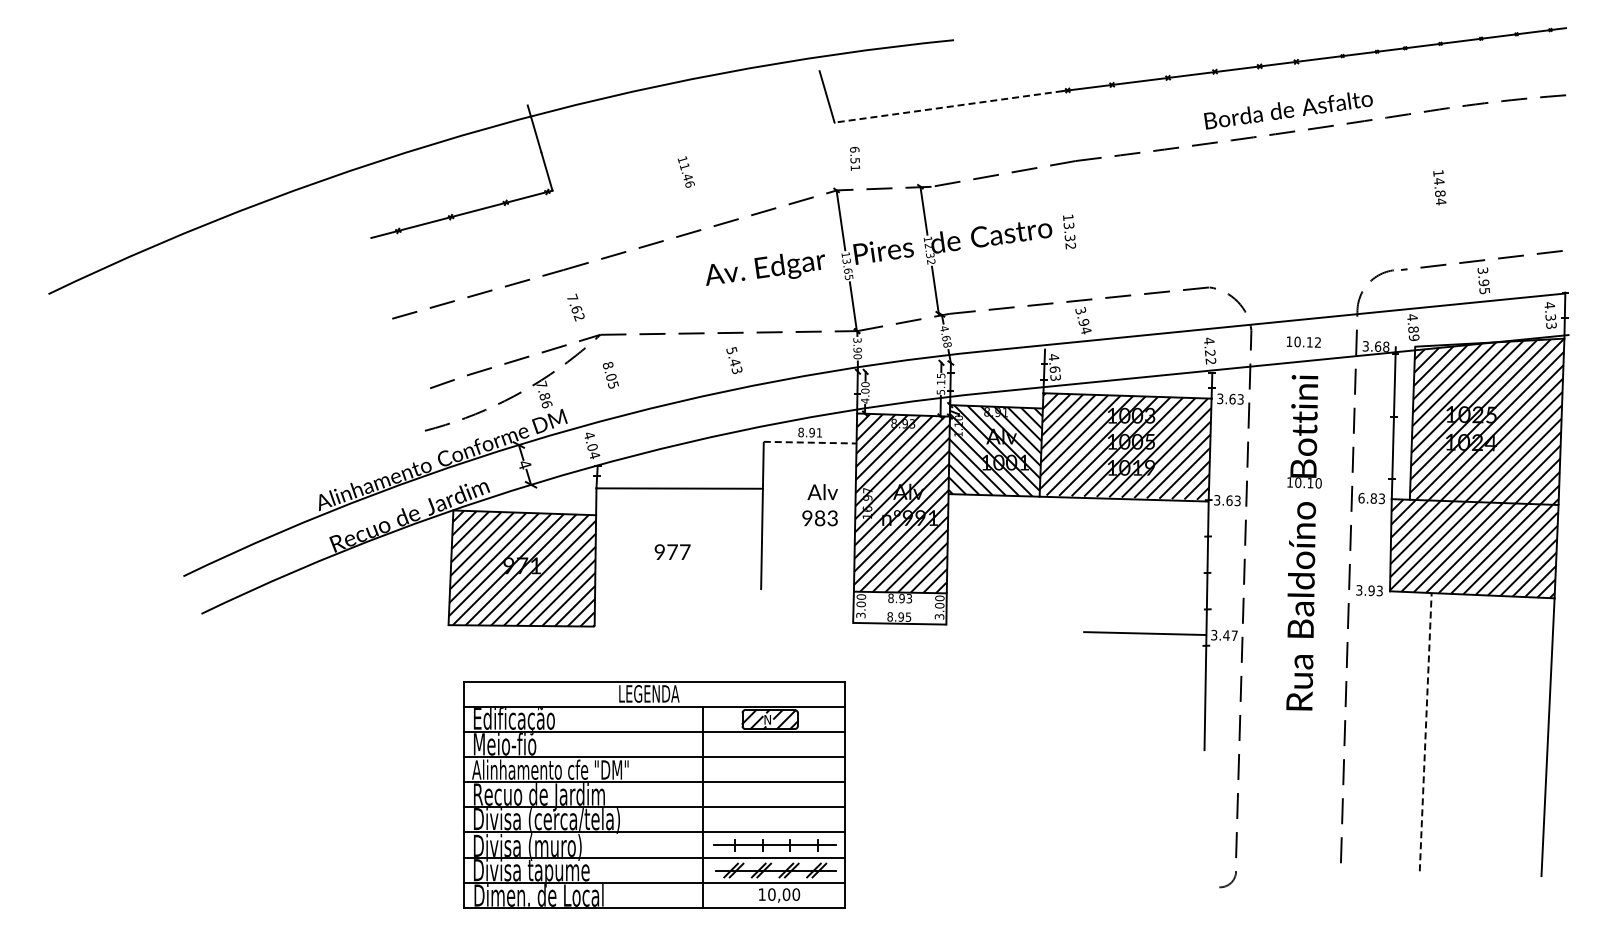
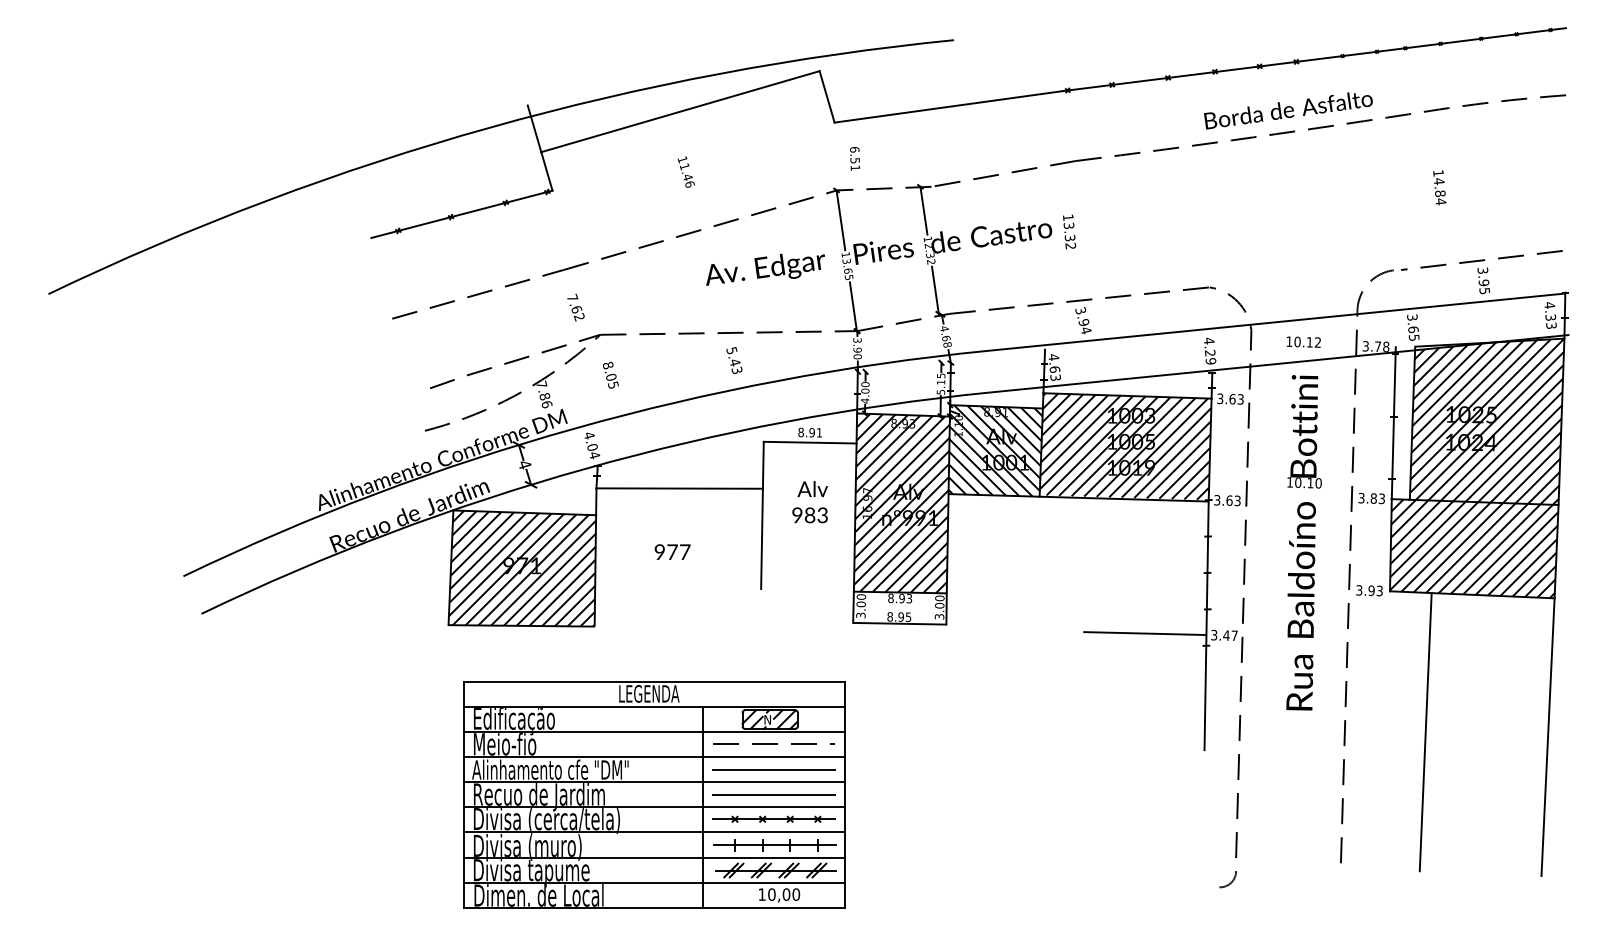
line: dashed -> solid (948, 106)
line: none -> present (680, 111)
text: 4.89 -> 3.65 (1413, 327)
text: 3.68 -> 3.78 (1378, 346)
text: 4.22 -> 4.29 (1210, 361)
line: dashed -> solid (810, 442)
text: 6.83 -> 3.83 (1361, 497)
text position: (819, 505) -> (809, 502) (809, 502)
line: dashed -> solid (1425, 731)
line: none -> present (773, 743)
line: none -> present (773, 770)
line: none -> present (773, 795)
part: none -> present (773, 818)
